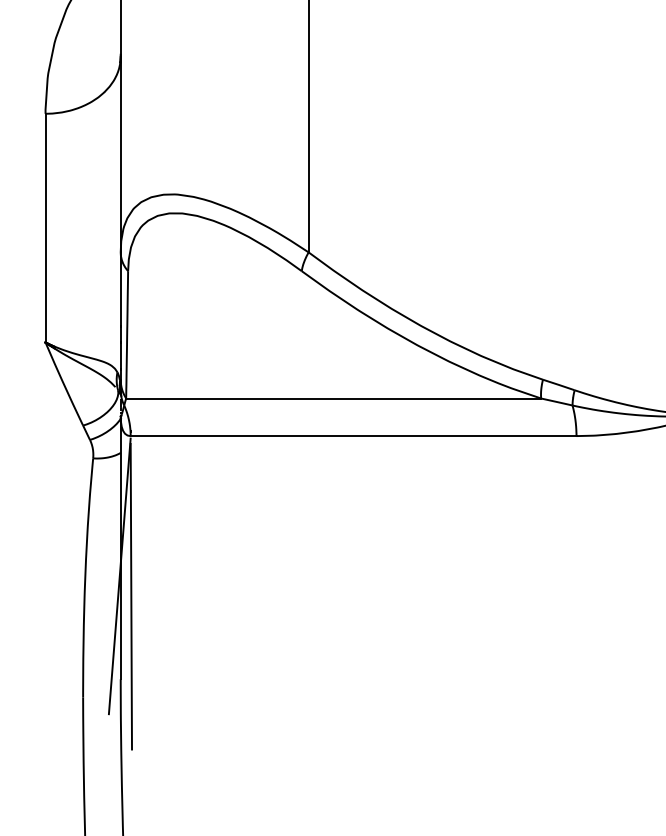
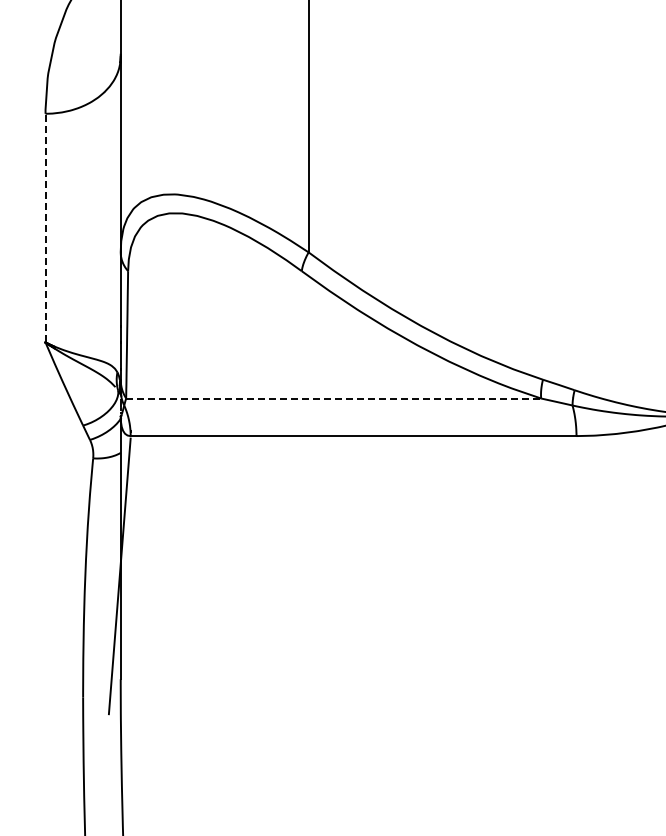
line: solid -> dashed (45, 227)
line: solid -> dashed (334, 398)
line: present -> none (131, 596)
